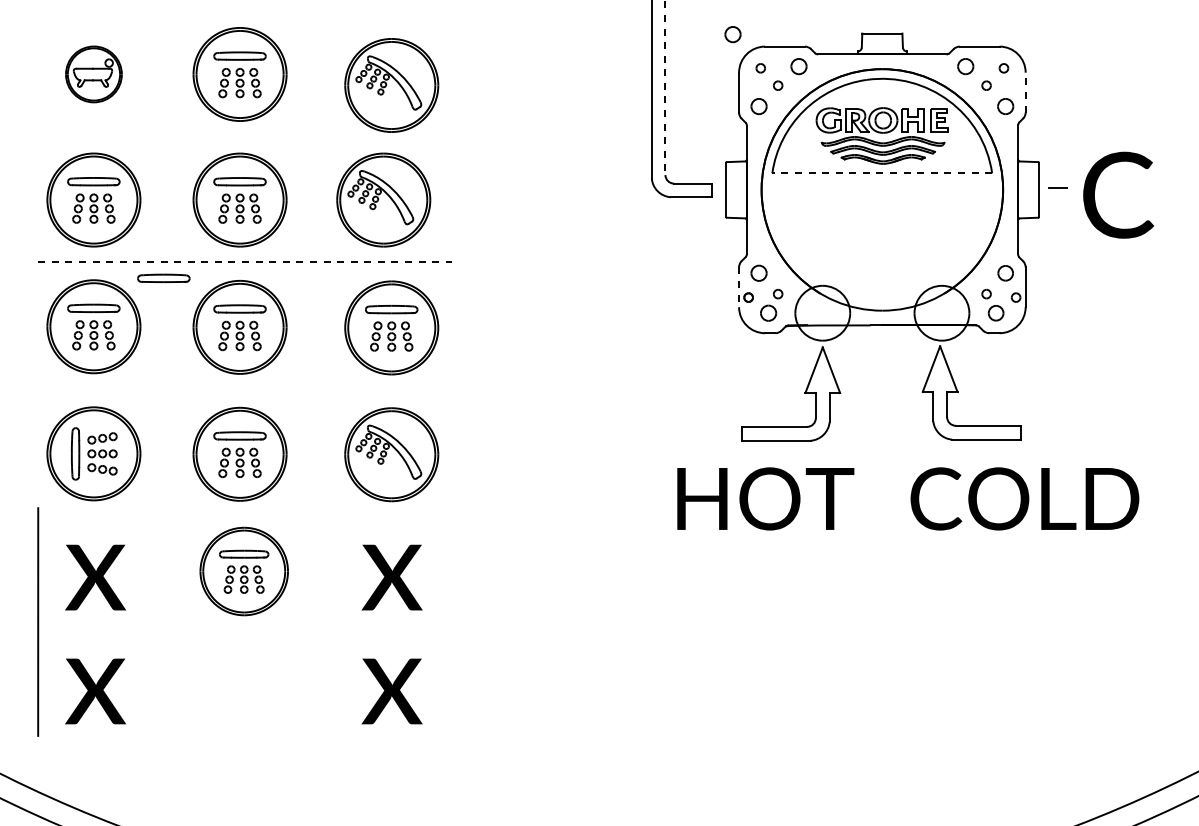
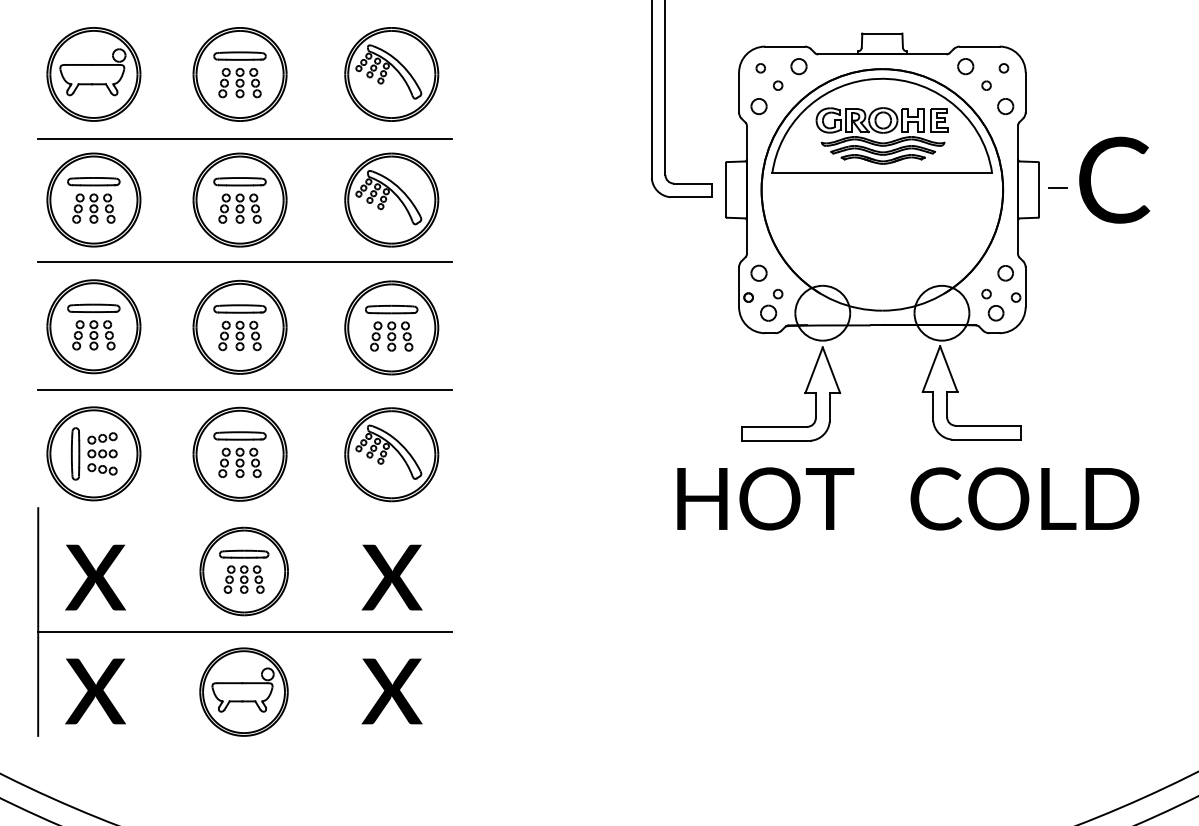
part: present -> none (732, 34)
part size: 58x59 px -> 96x95 px (93, 74)
part position: (391, 85) -> (391, 74) (391, 74)
line: dashed -> solid (665, 88)
line: dashed -> solid (1025, 92)
line: none -> present (245, 138)
line: dashed -> solid (882, 173)
text position: (1118, 194) -> (1114, 179) (1114, 179)
part position: (383, 199) -> (391, 199) (391, 199)
line: dashed -> solid (245, 262)
part: present -> none (163, 277)
line: dashed -> solid (739, 287)
line: none -> present (245, 389)
line: none -> present (245, 631)
part: none -> present (243, 691)
